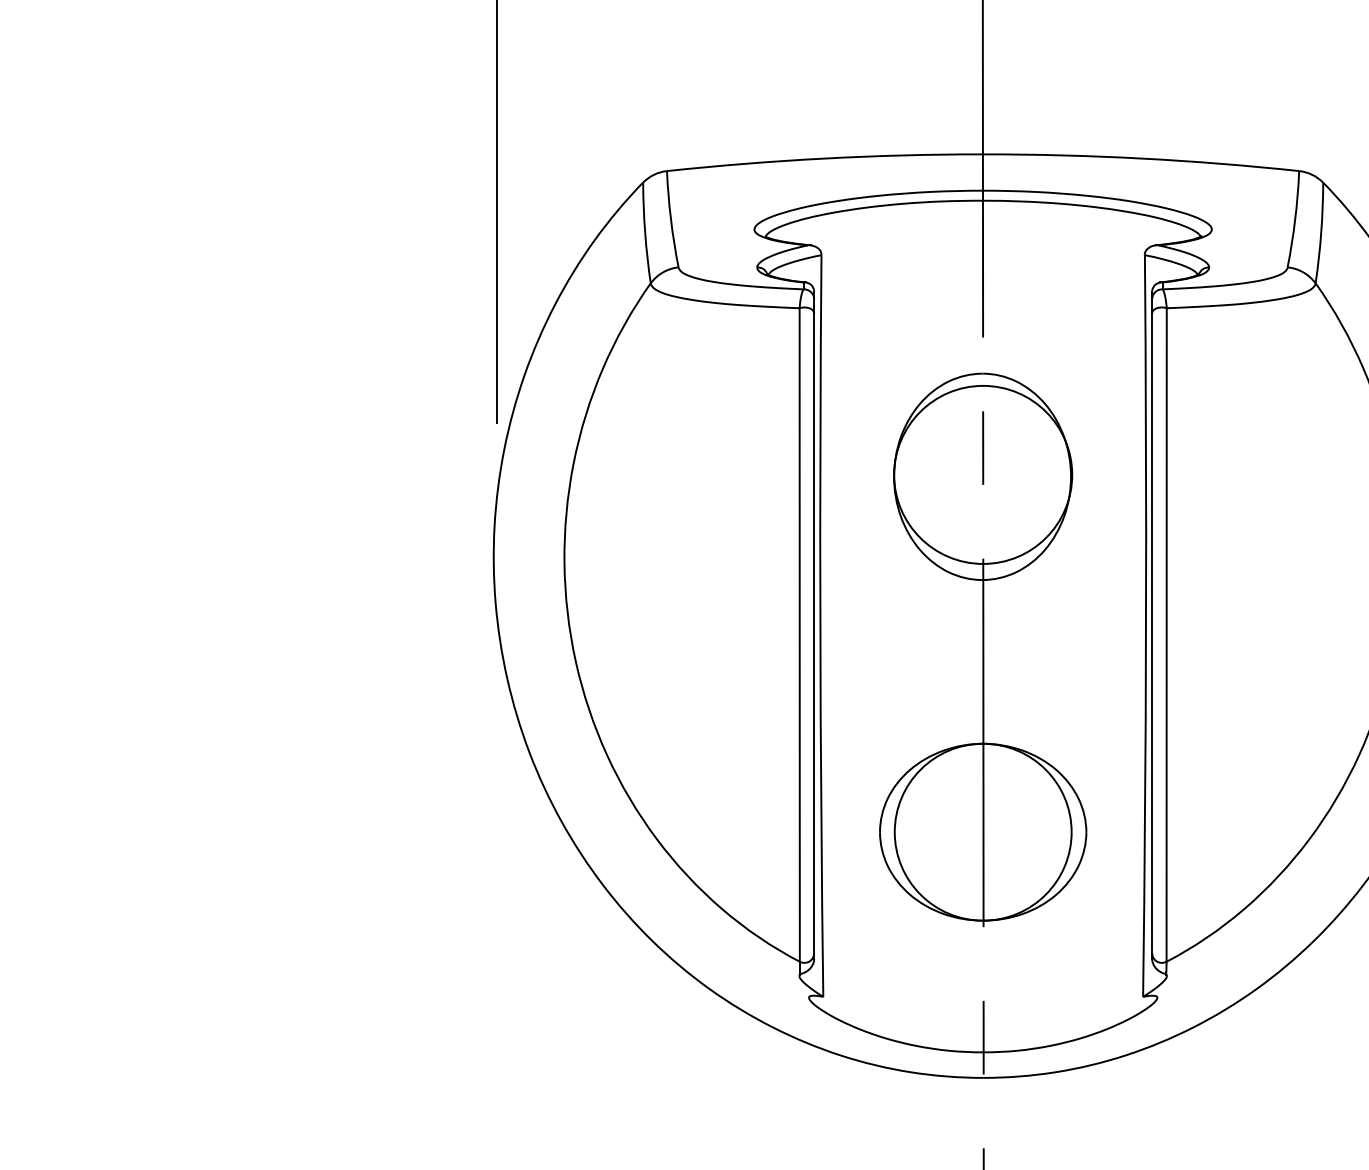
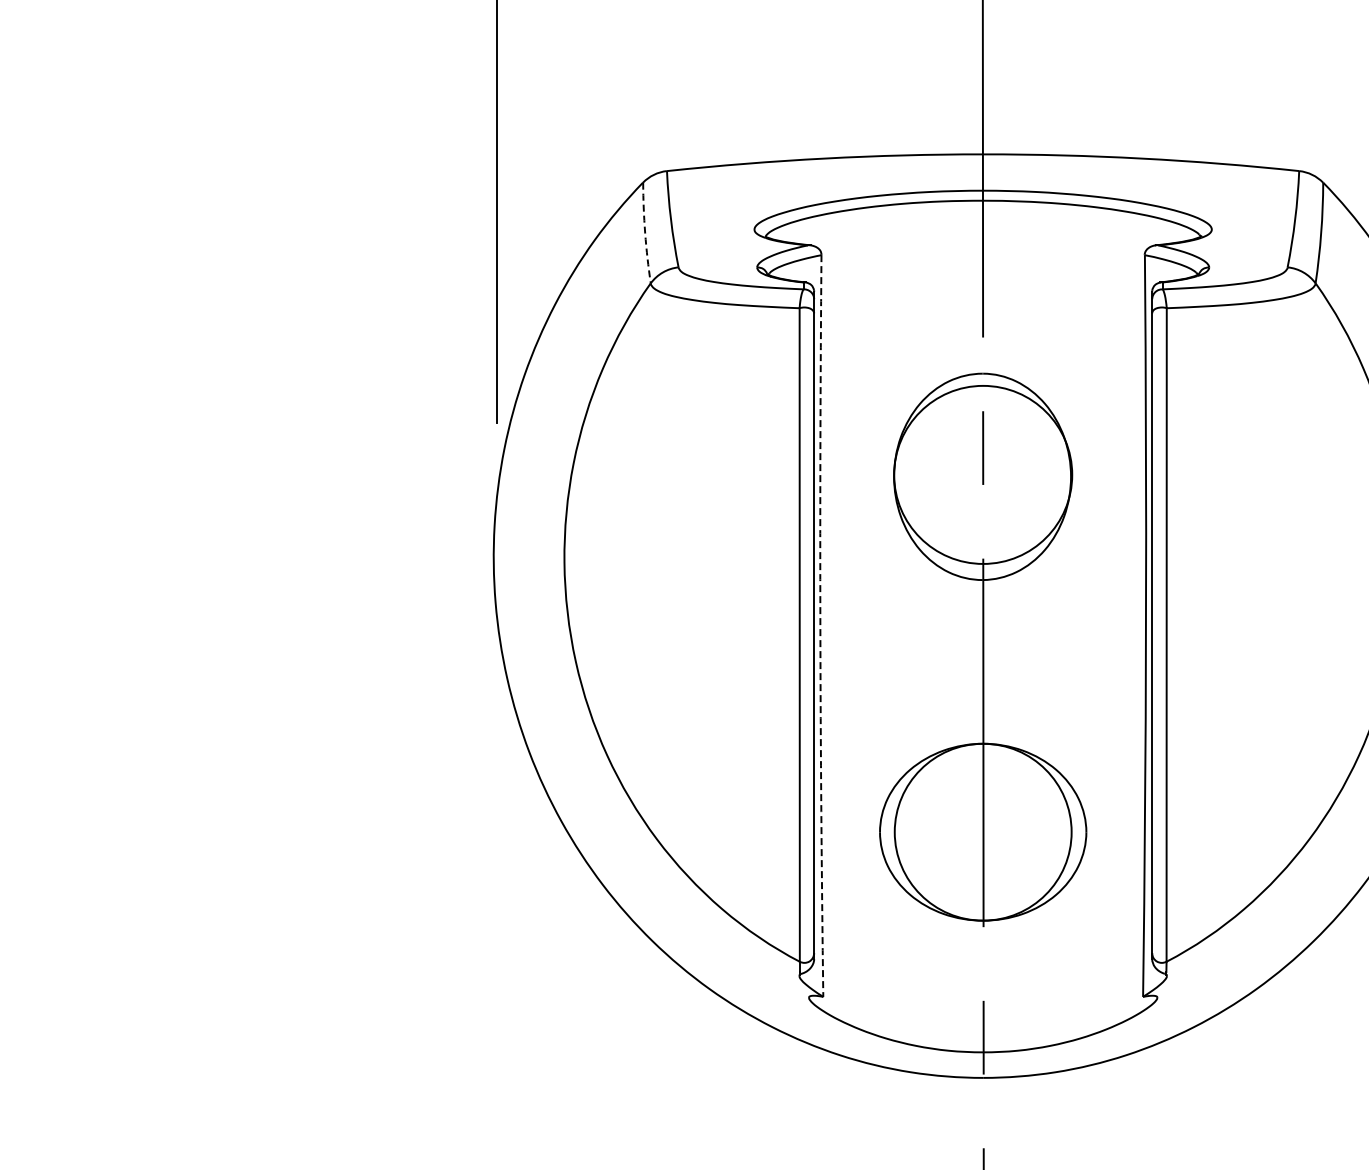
arc: solid -> dashed (645, 233)
arc: solid -> dashed (820, 626)
